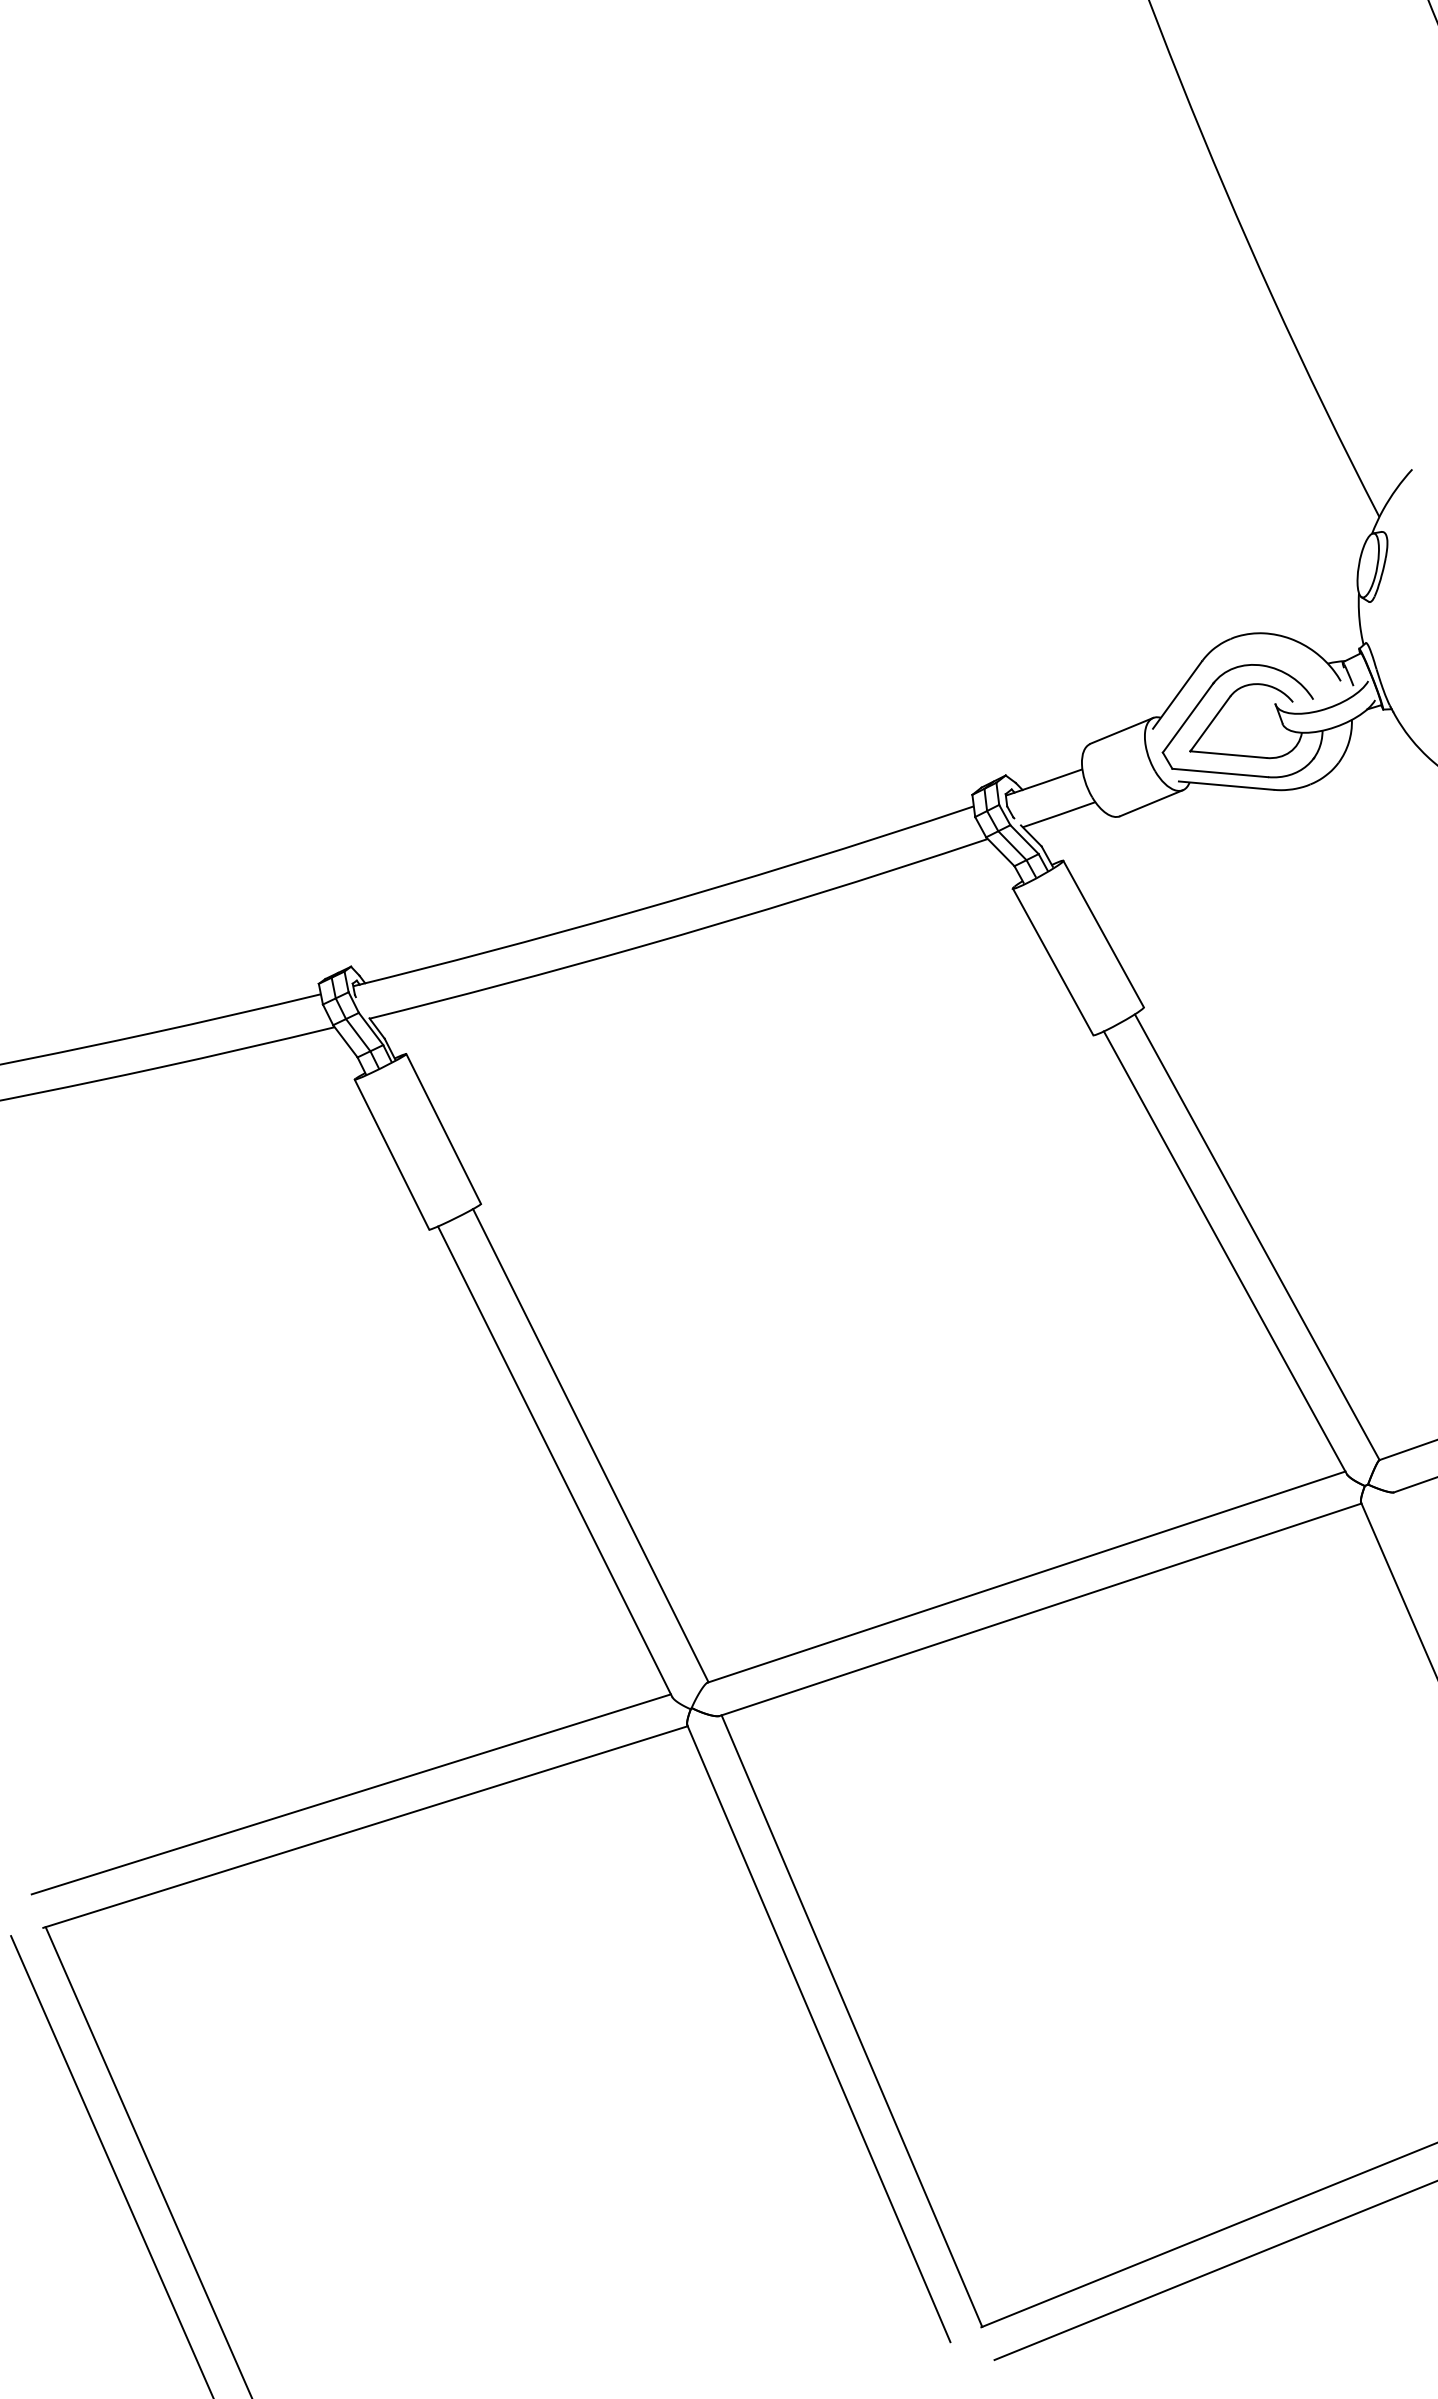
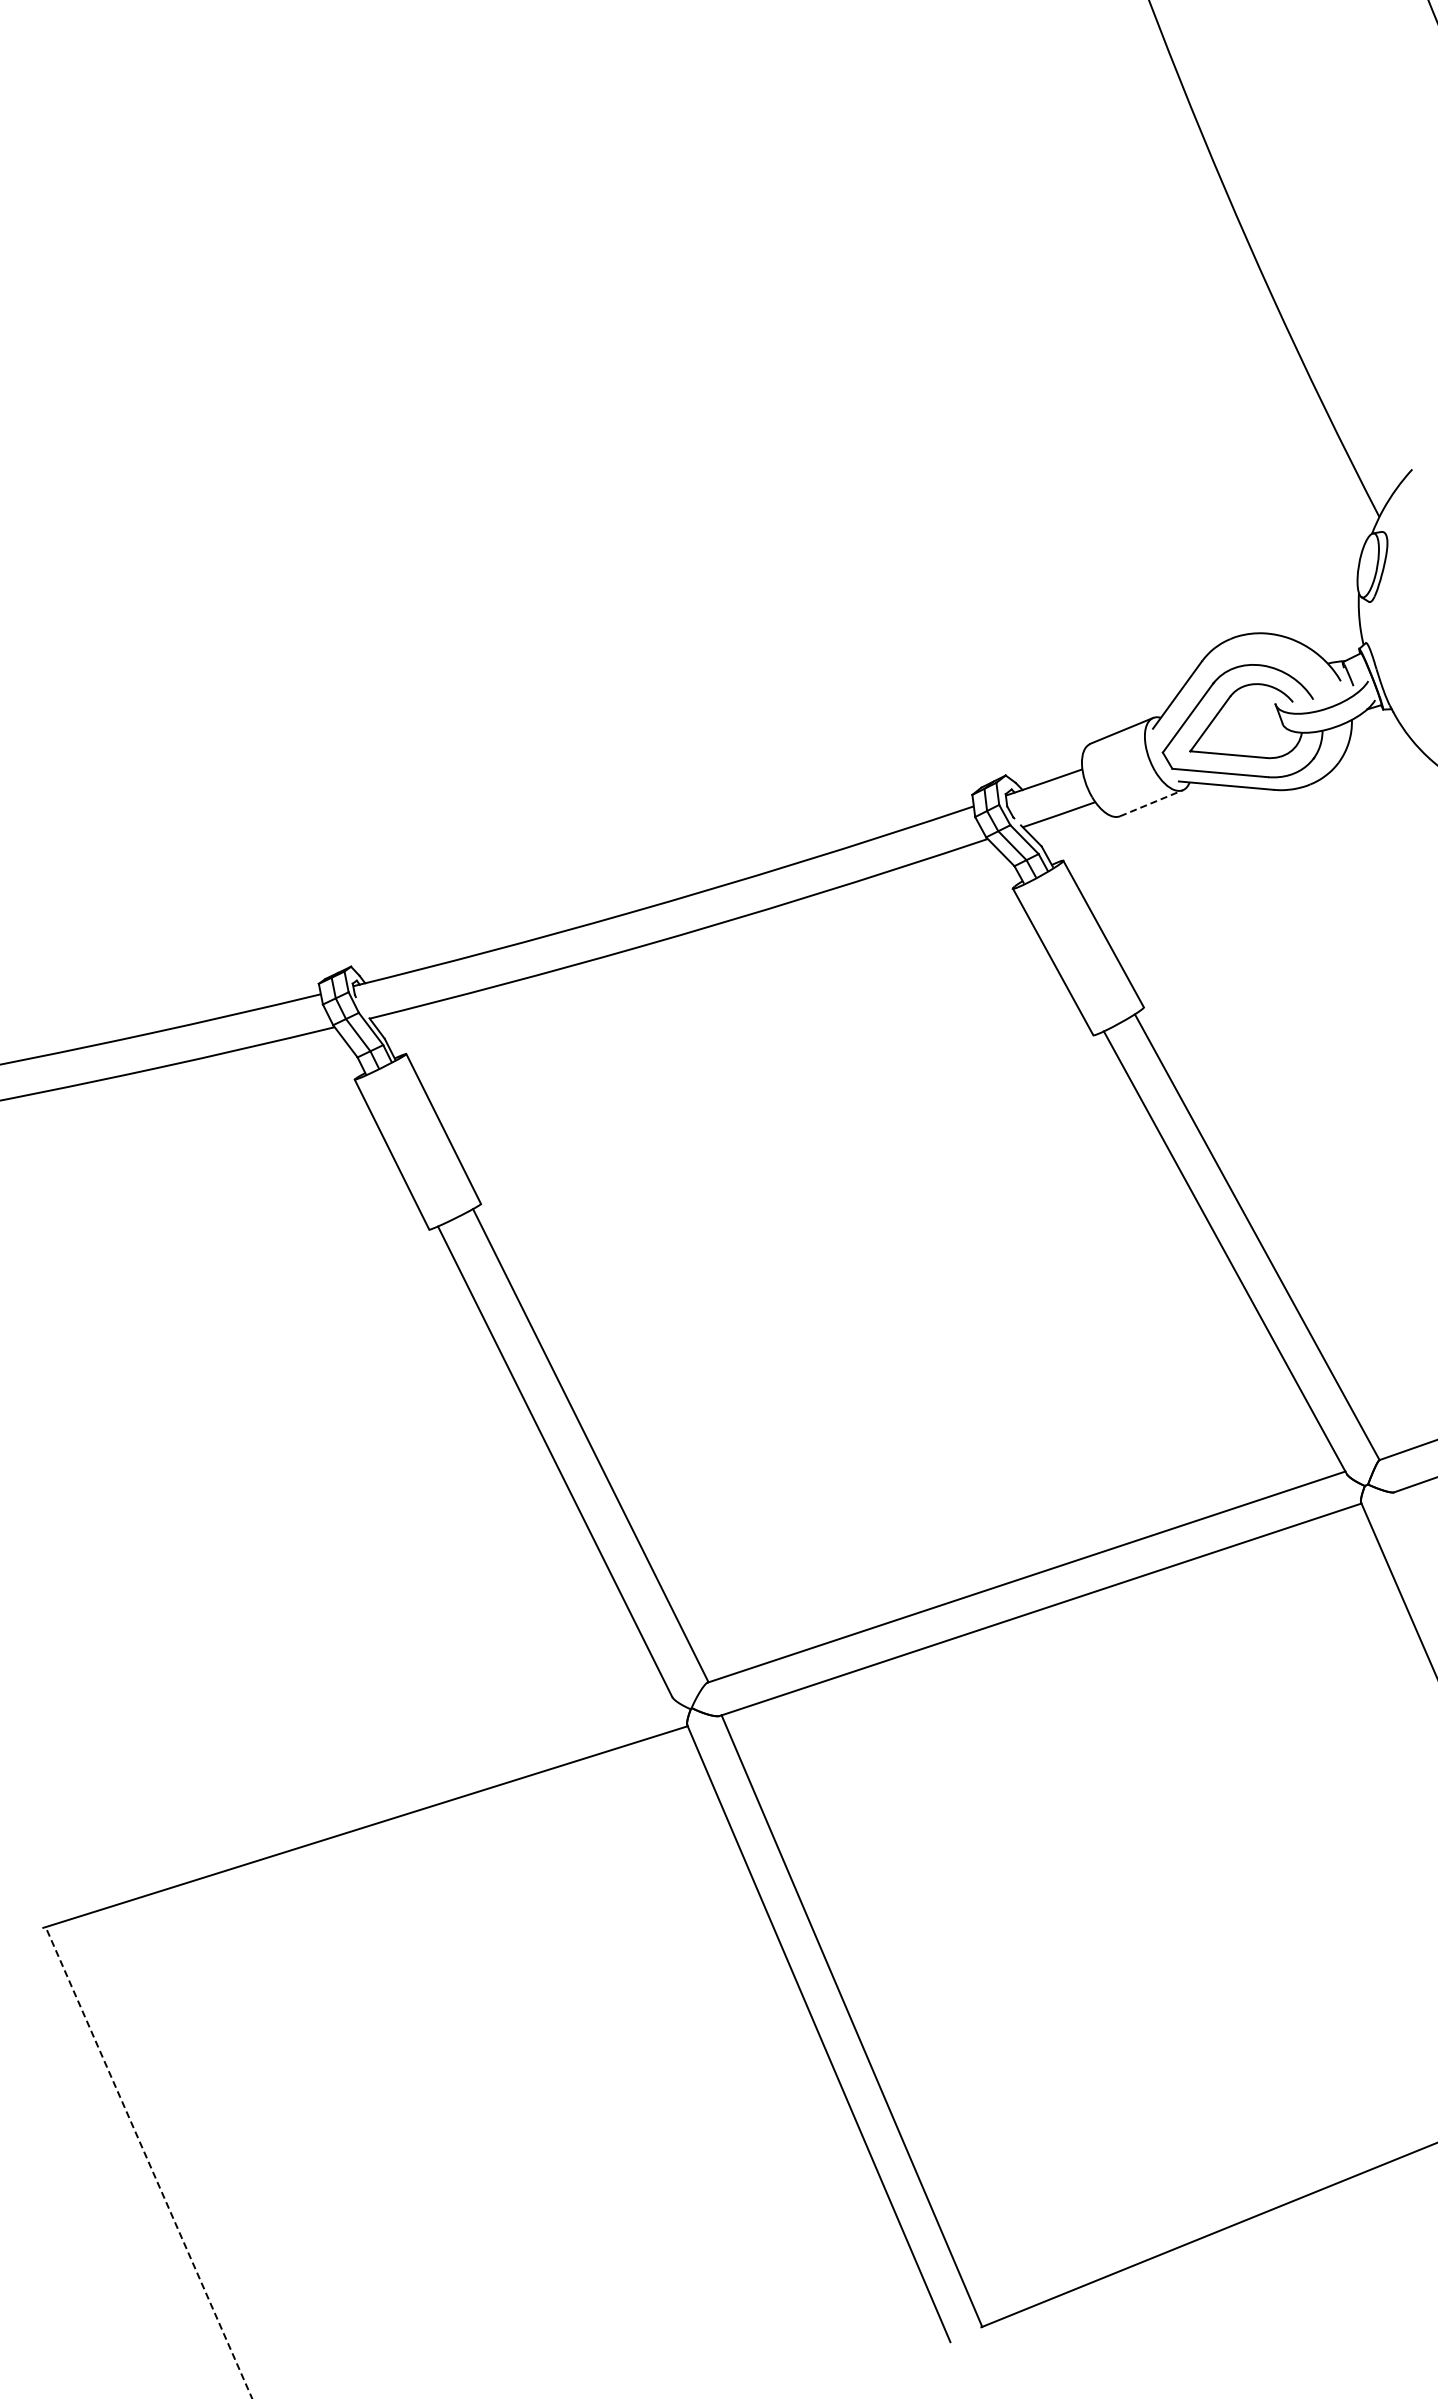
line: solid -> dashed (1151, 803)
line: present -> none (350, 1794)
line: solid -> dashed (148, 2162)
line: present -> none (111, 2165)
line: present -> none (1214, 2271)
